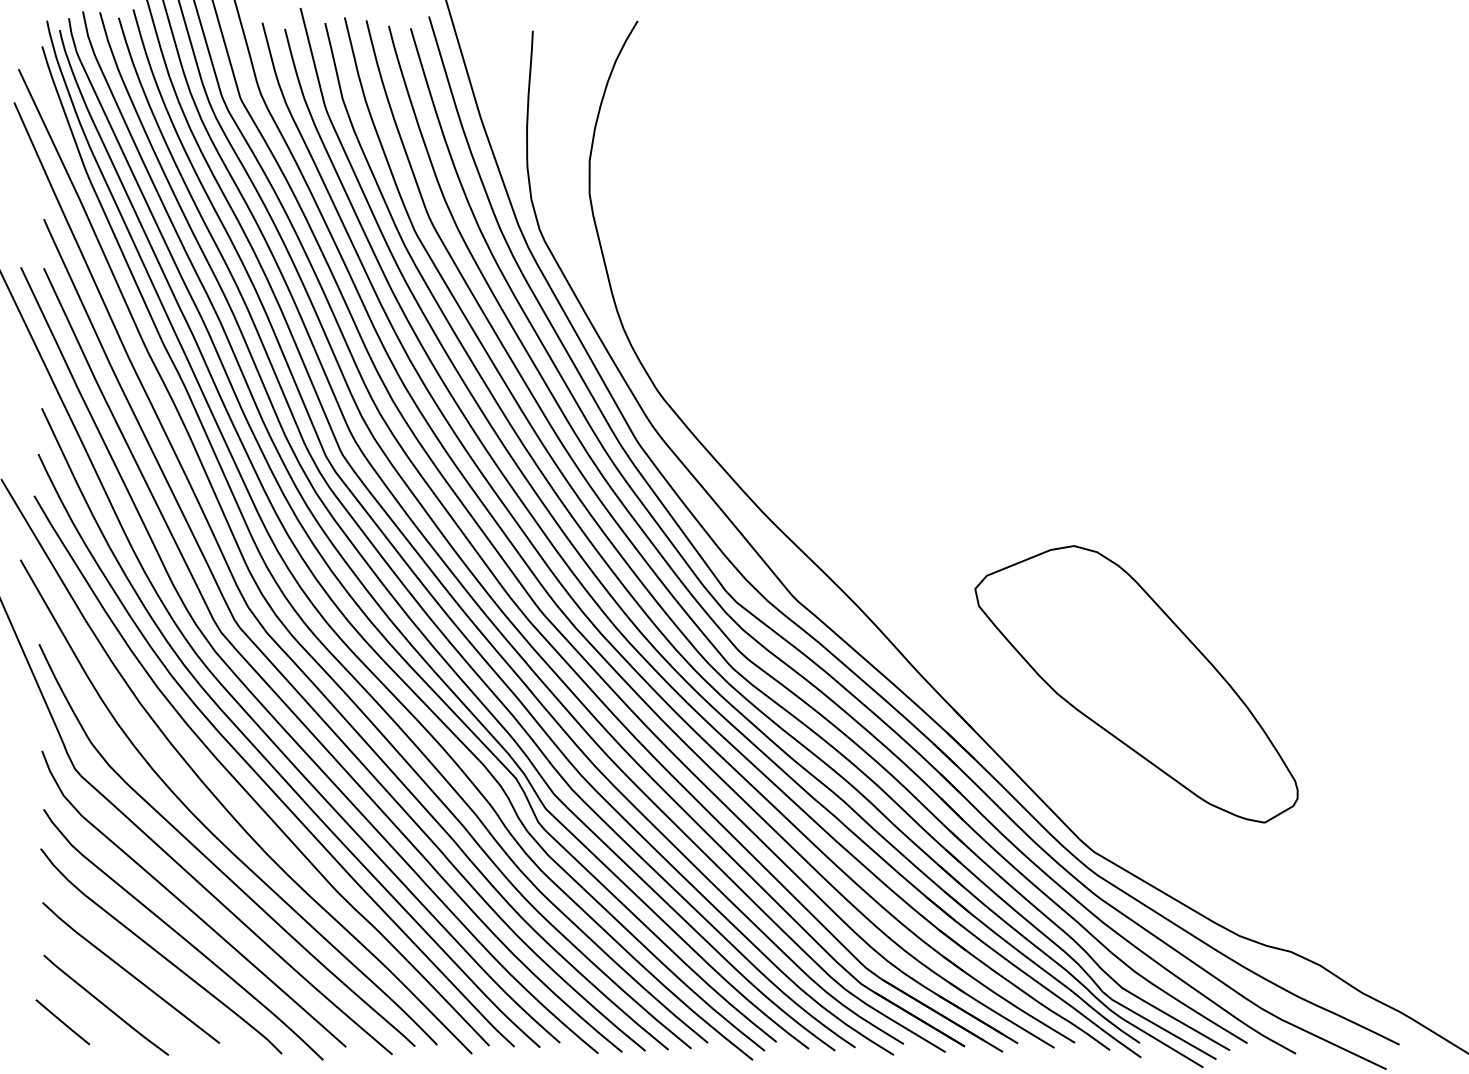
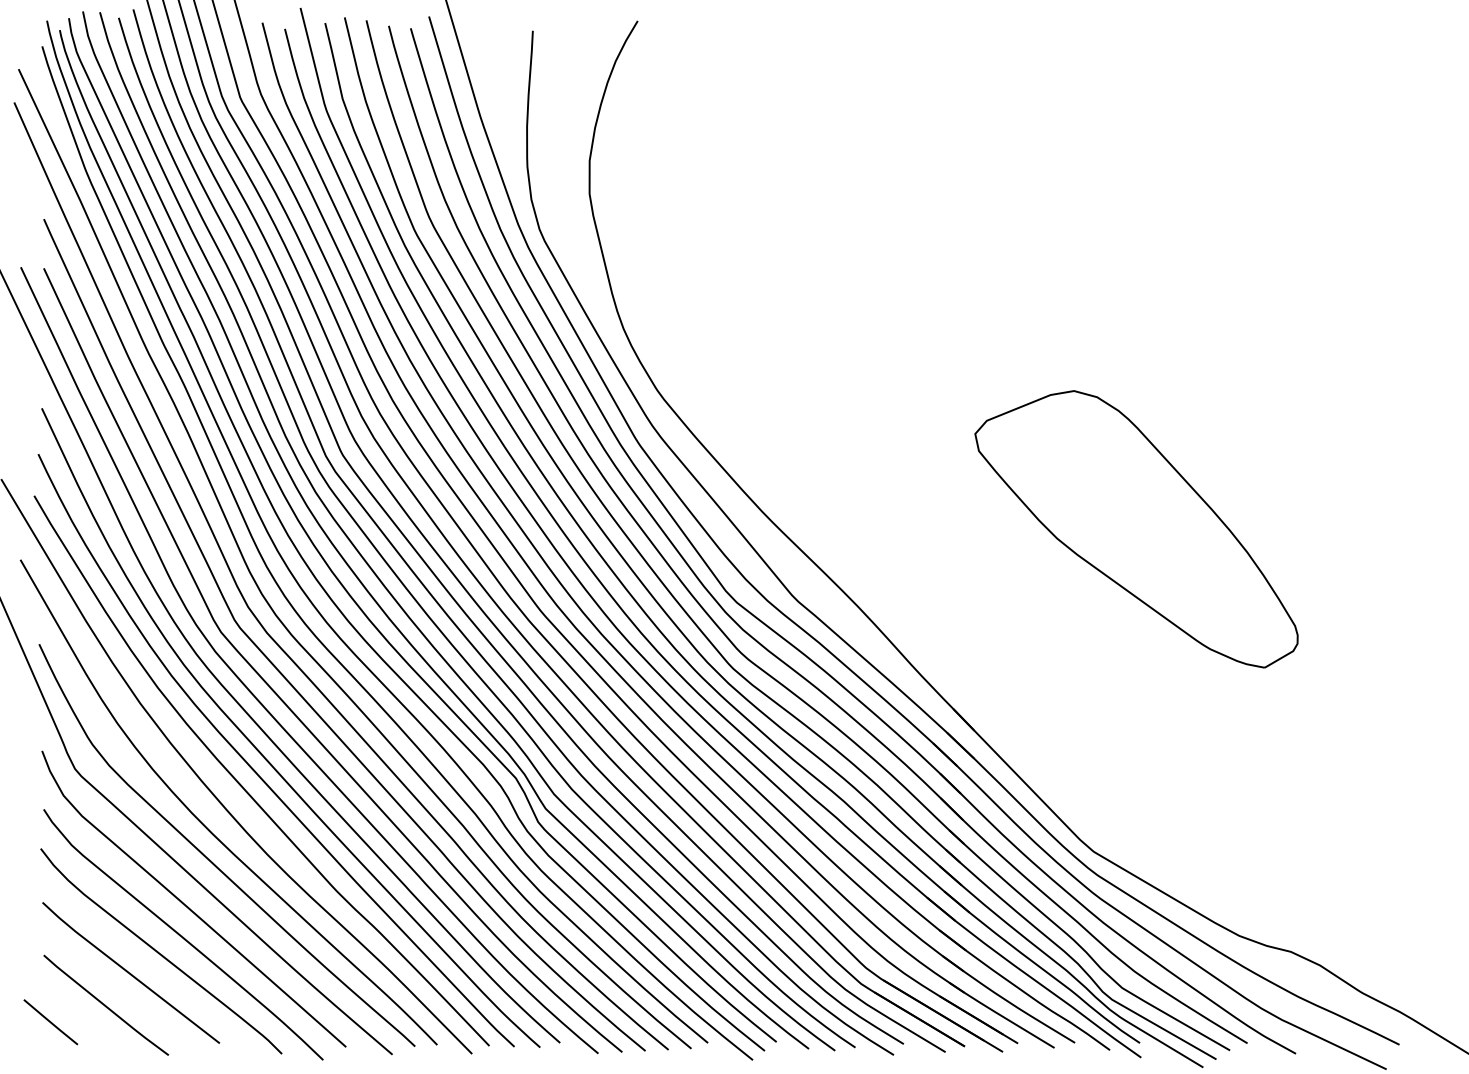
part position: (1136, 684) -> (1136, 529) (1136, 529)
line position: (62, 1022) -> (50, 1022) (50, 1022)
